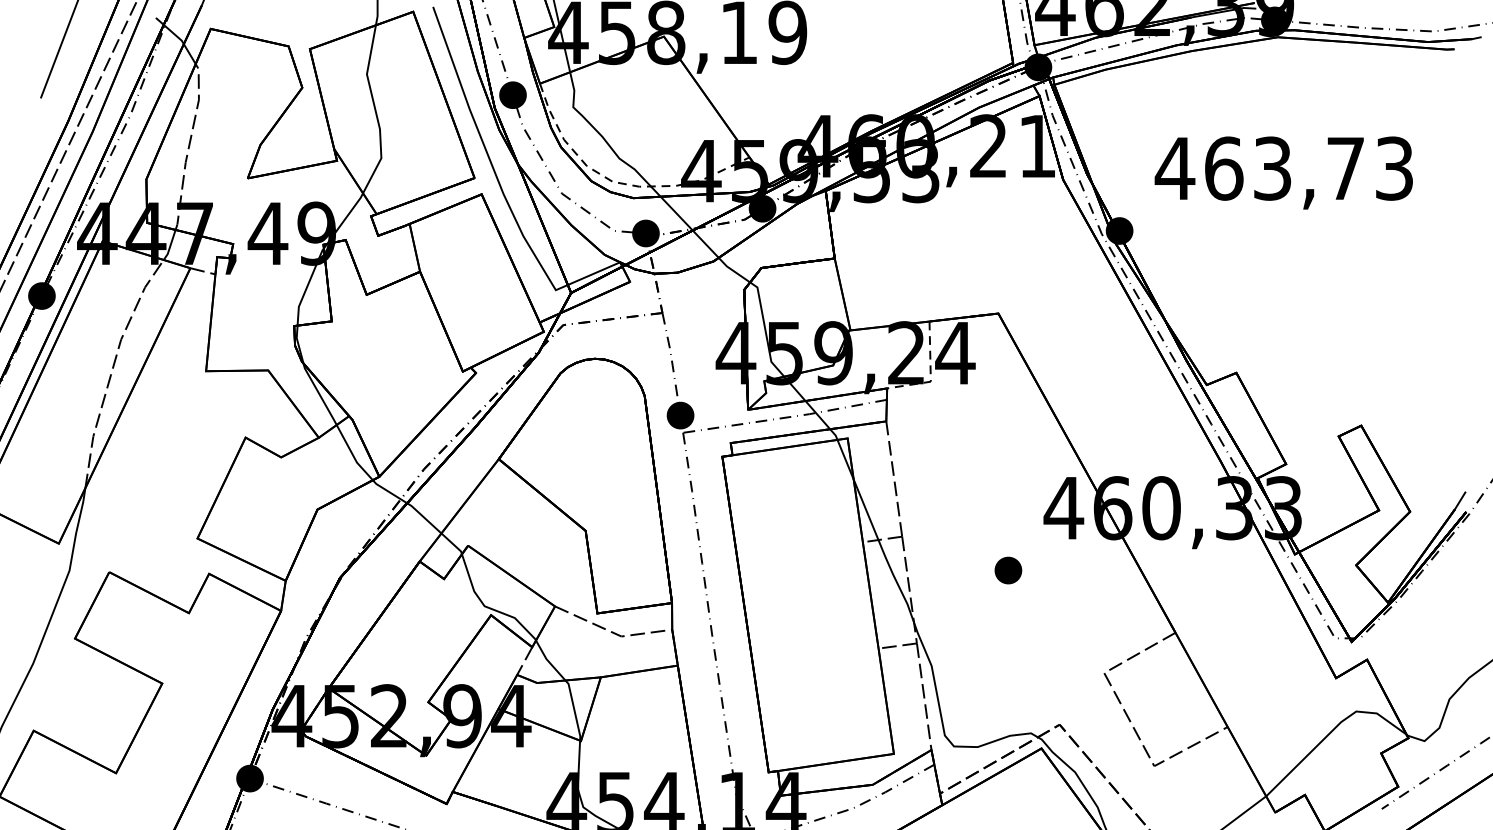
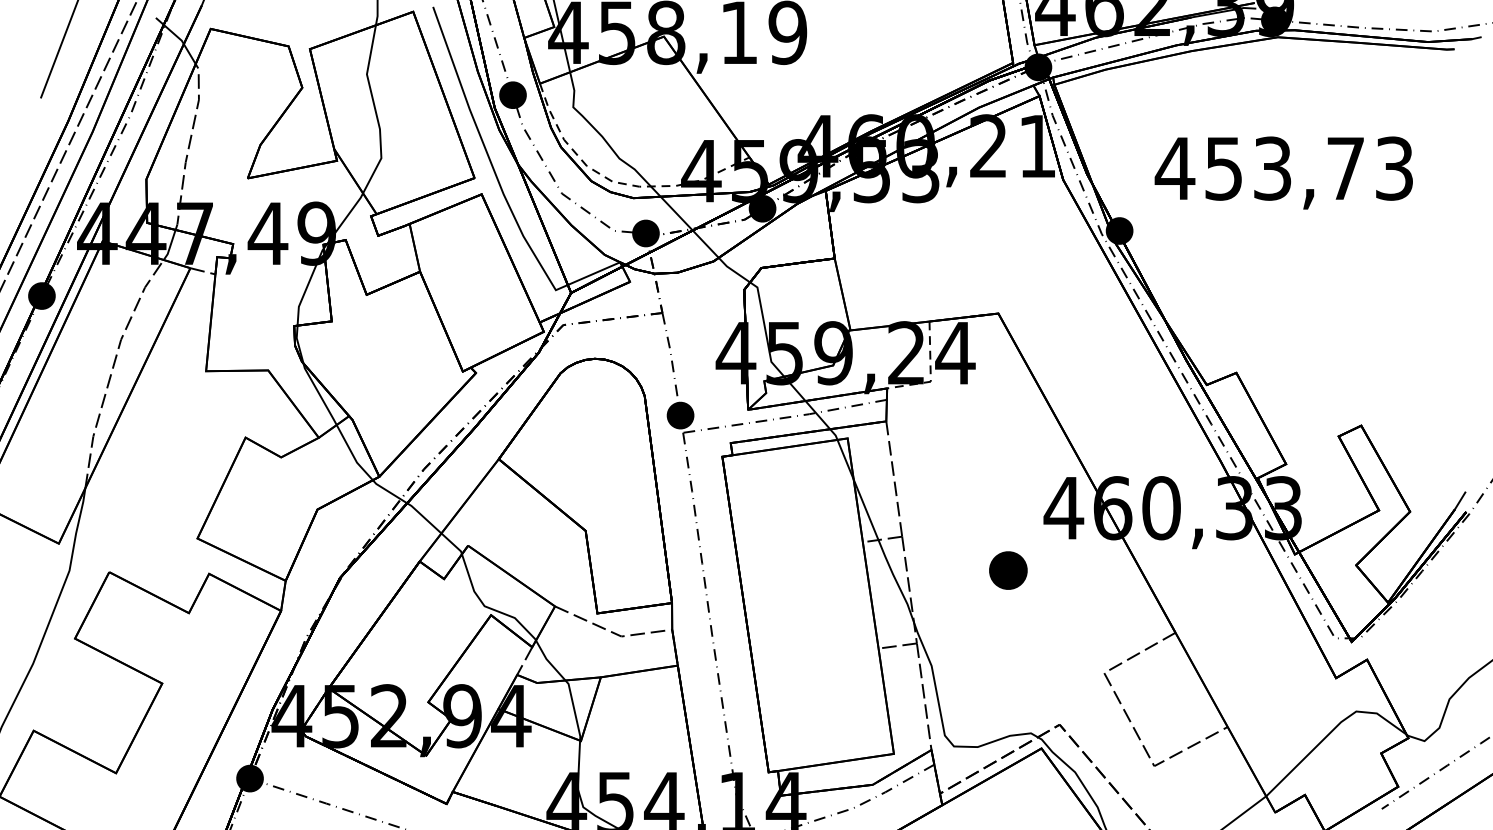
text: 463,73 -> 453,73 (1224, 168)
part size: 29x29 px -> 39x39 px (1008, 570)
